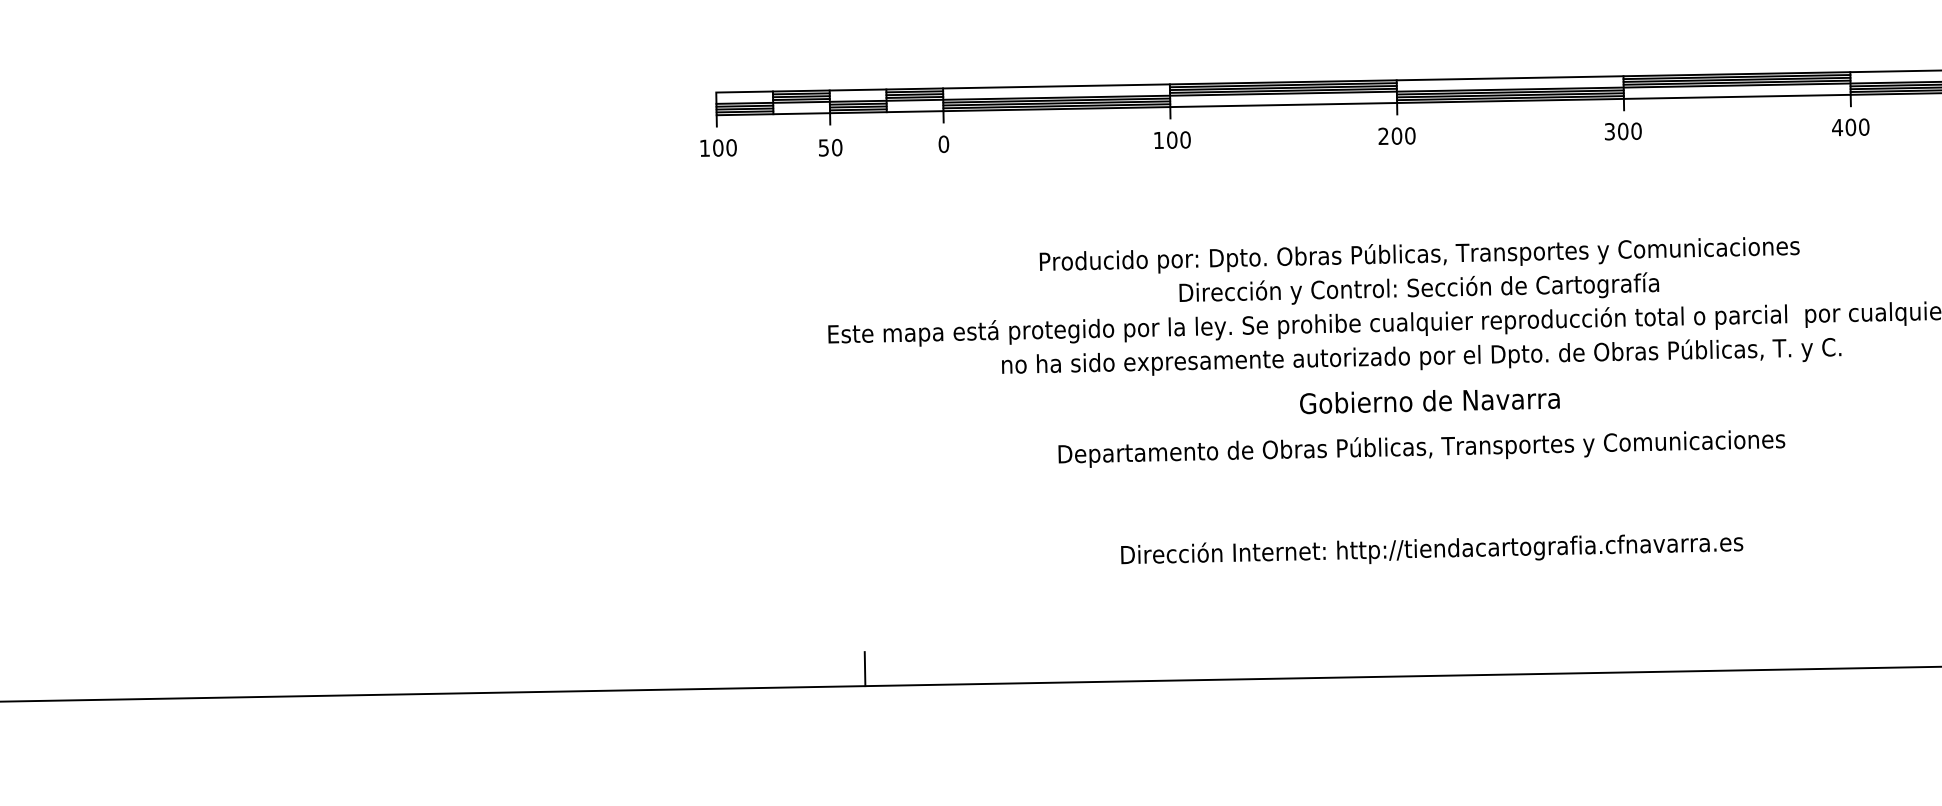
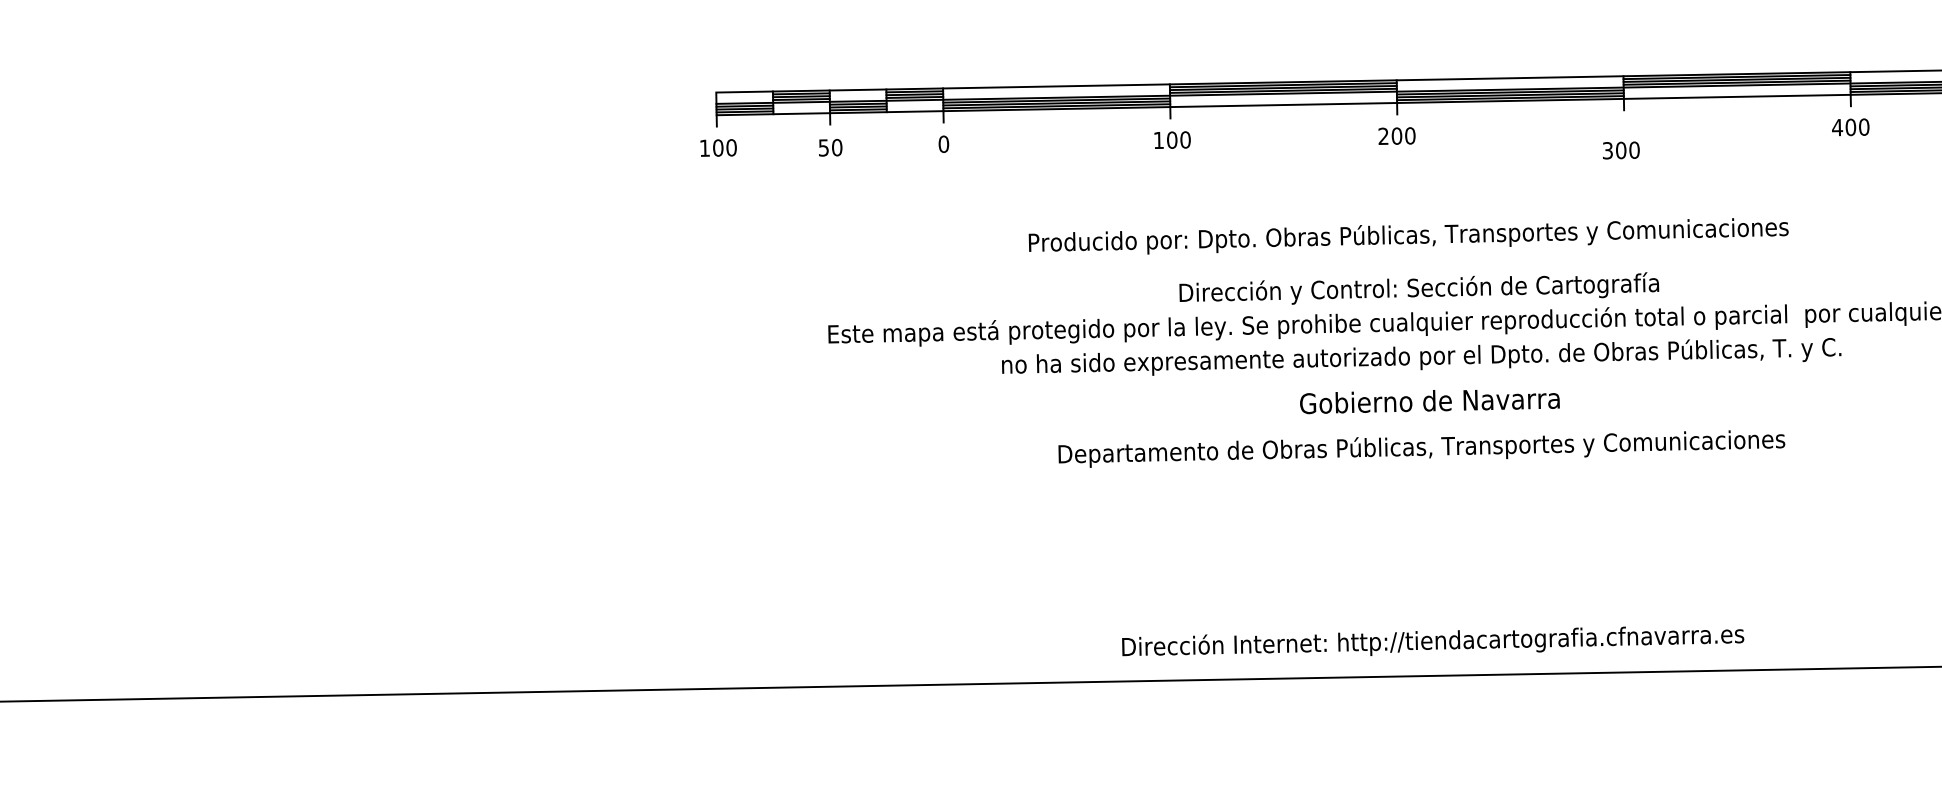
text position: (1623, 131) -> (1621, 150) (1621, 150)
text position: (1419, 255) -> (1408, 236) (1408, 236)
text position: (1432, 549) -> (1433, 641) (1433, 641)
line: present -> none (864, 669)
